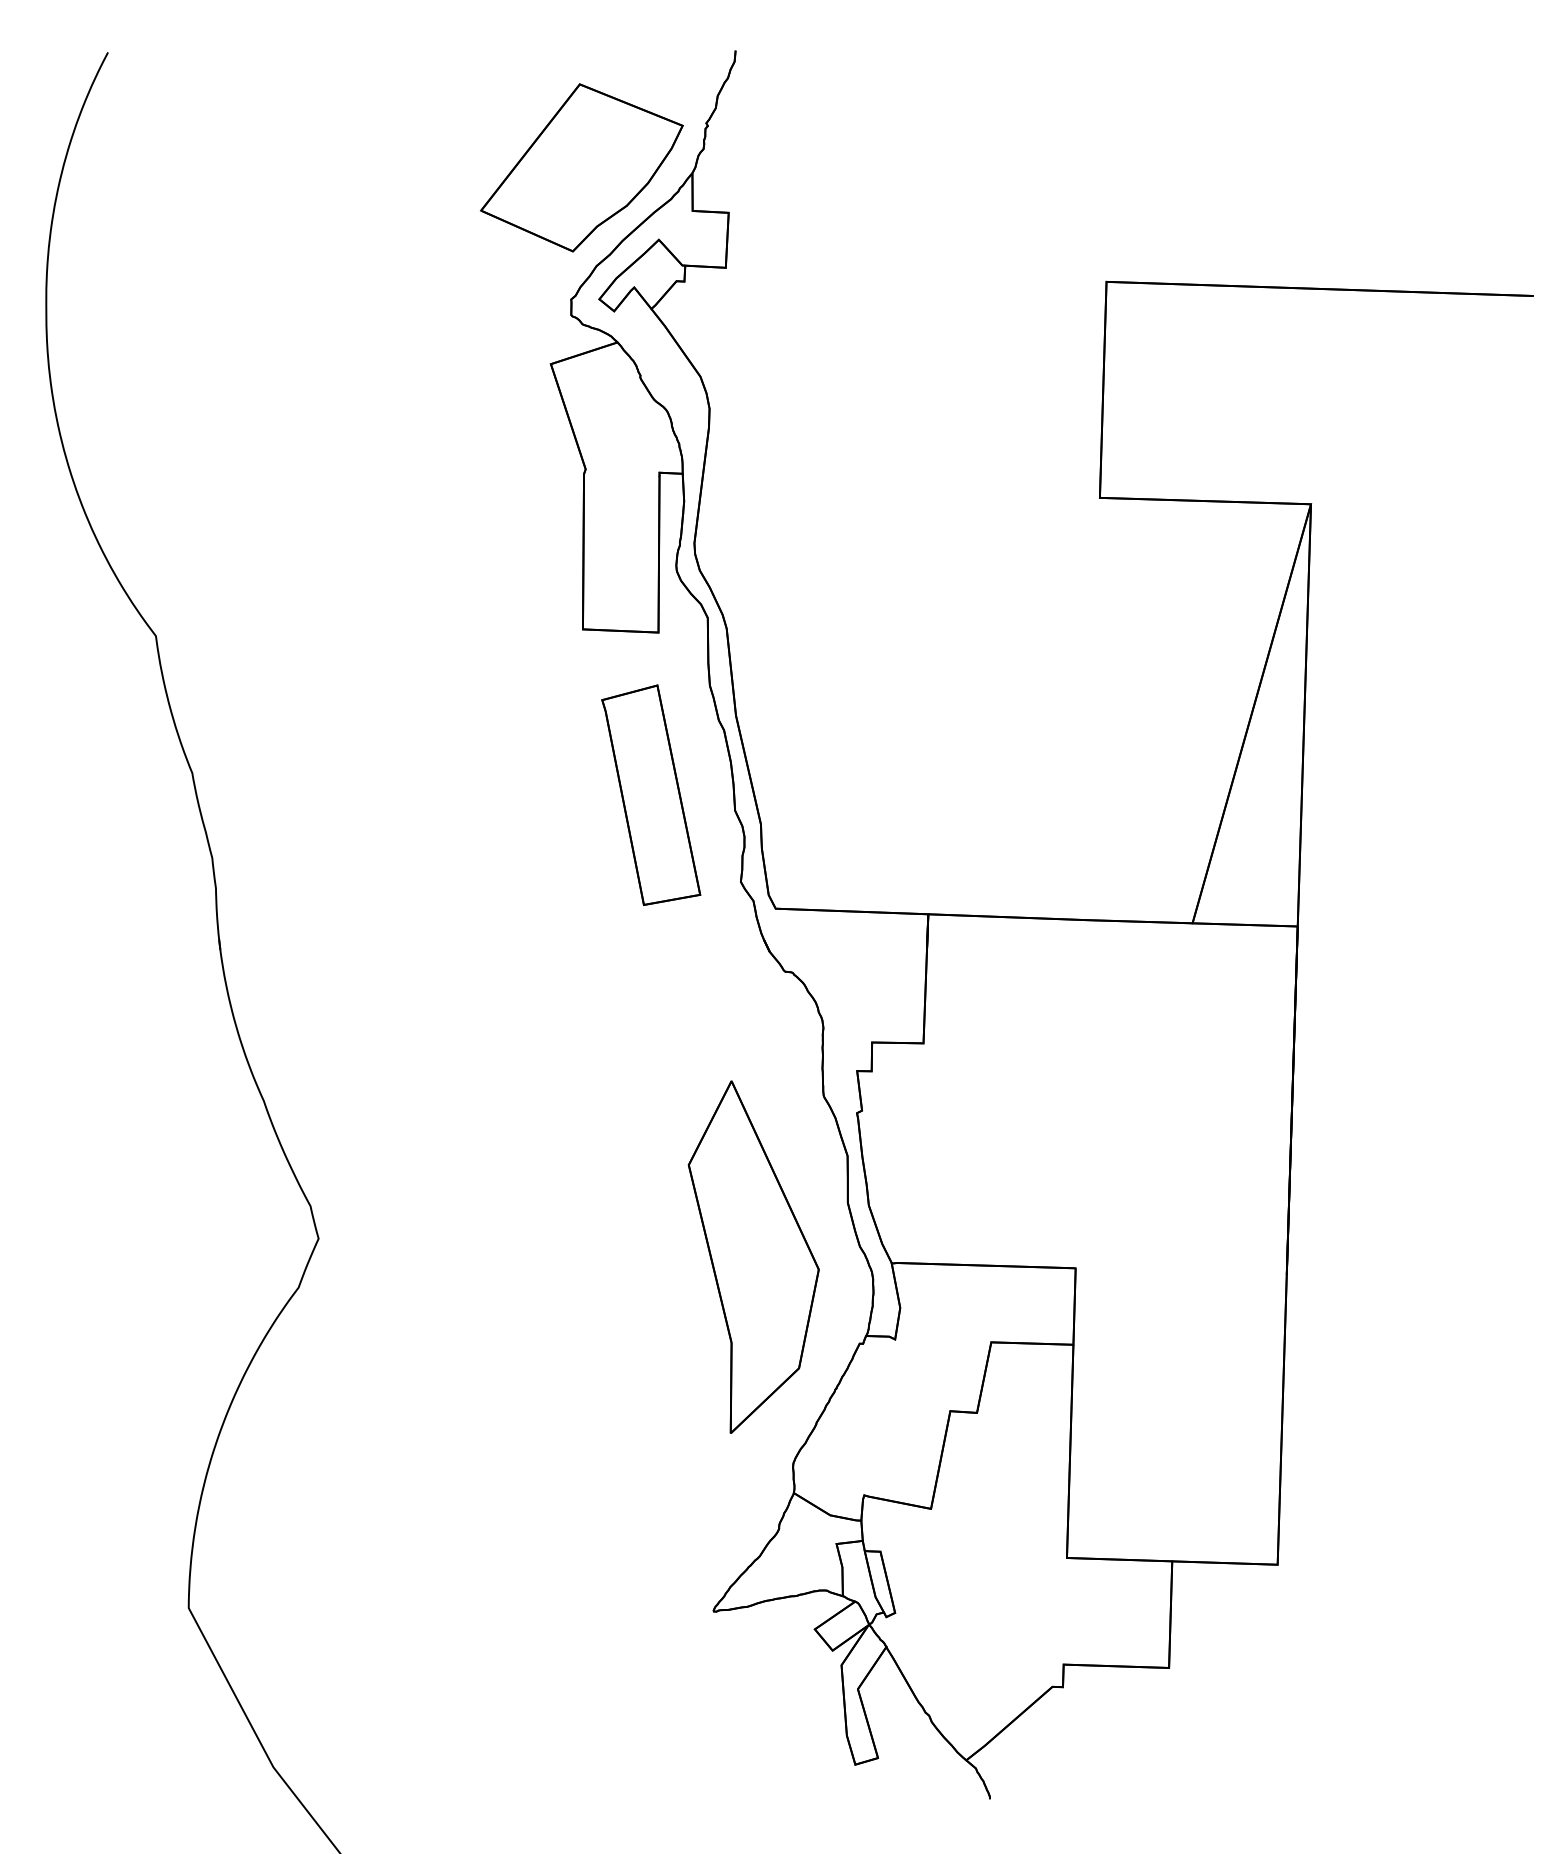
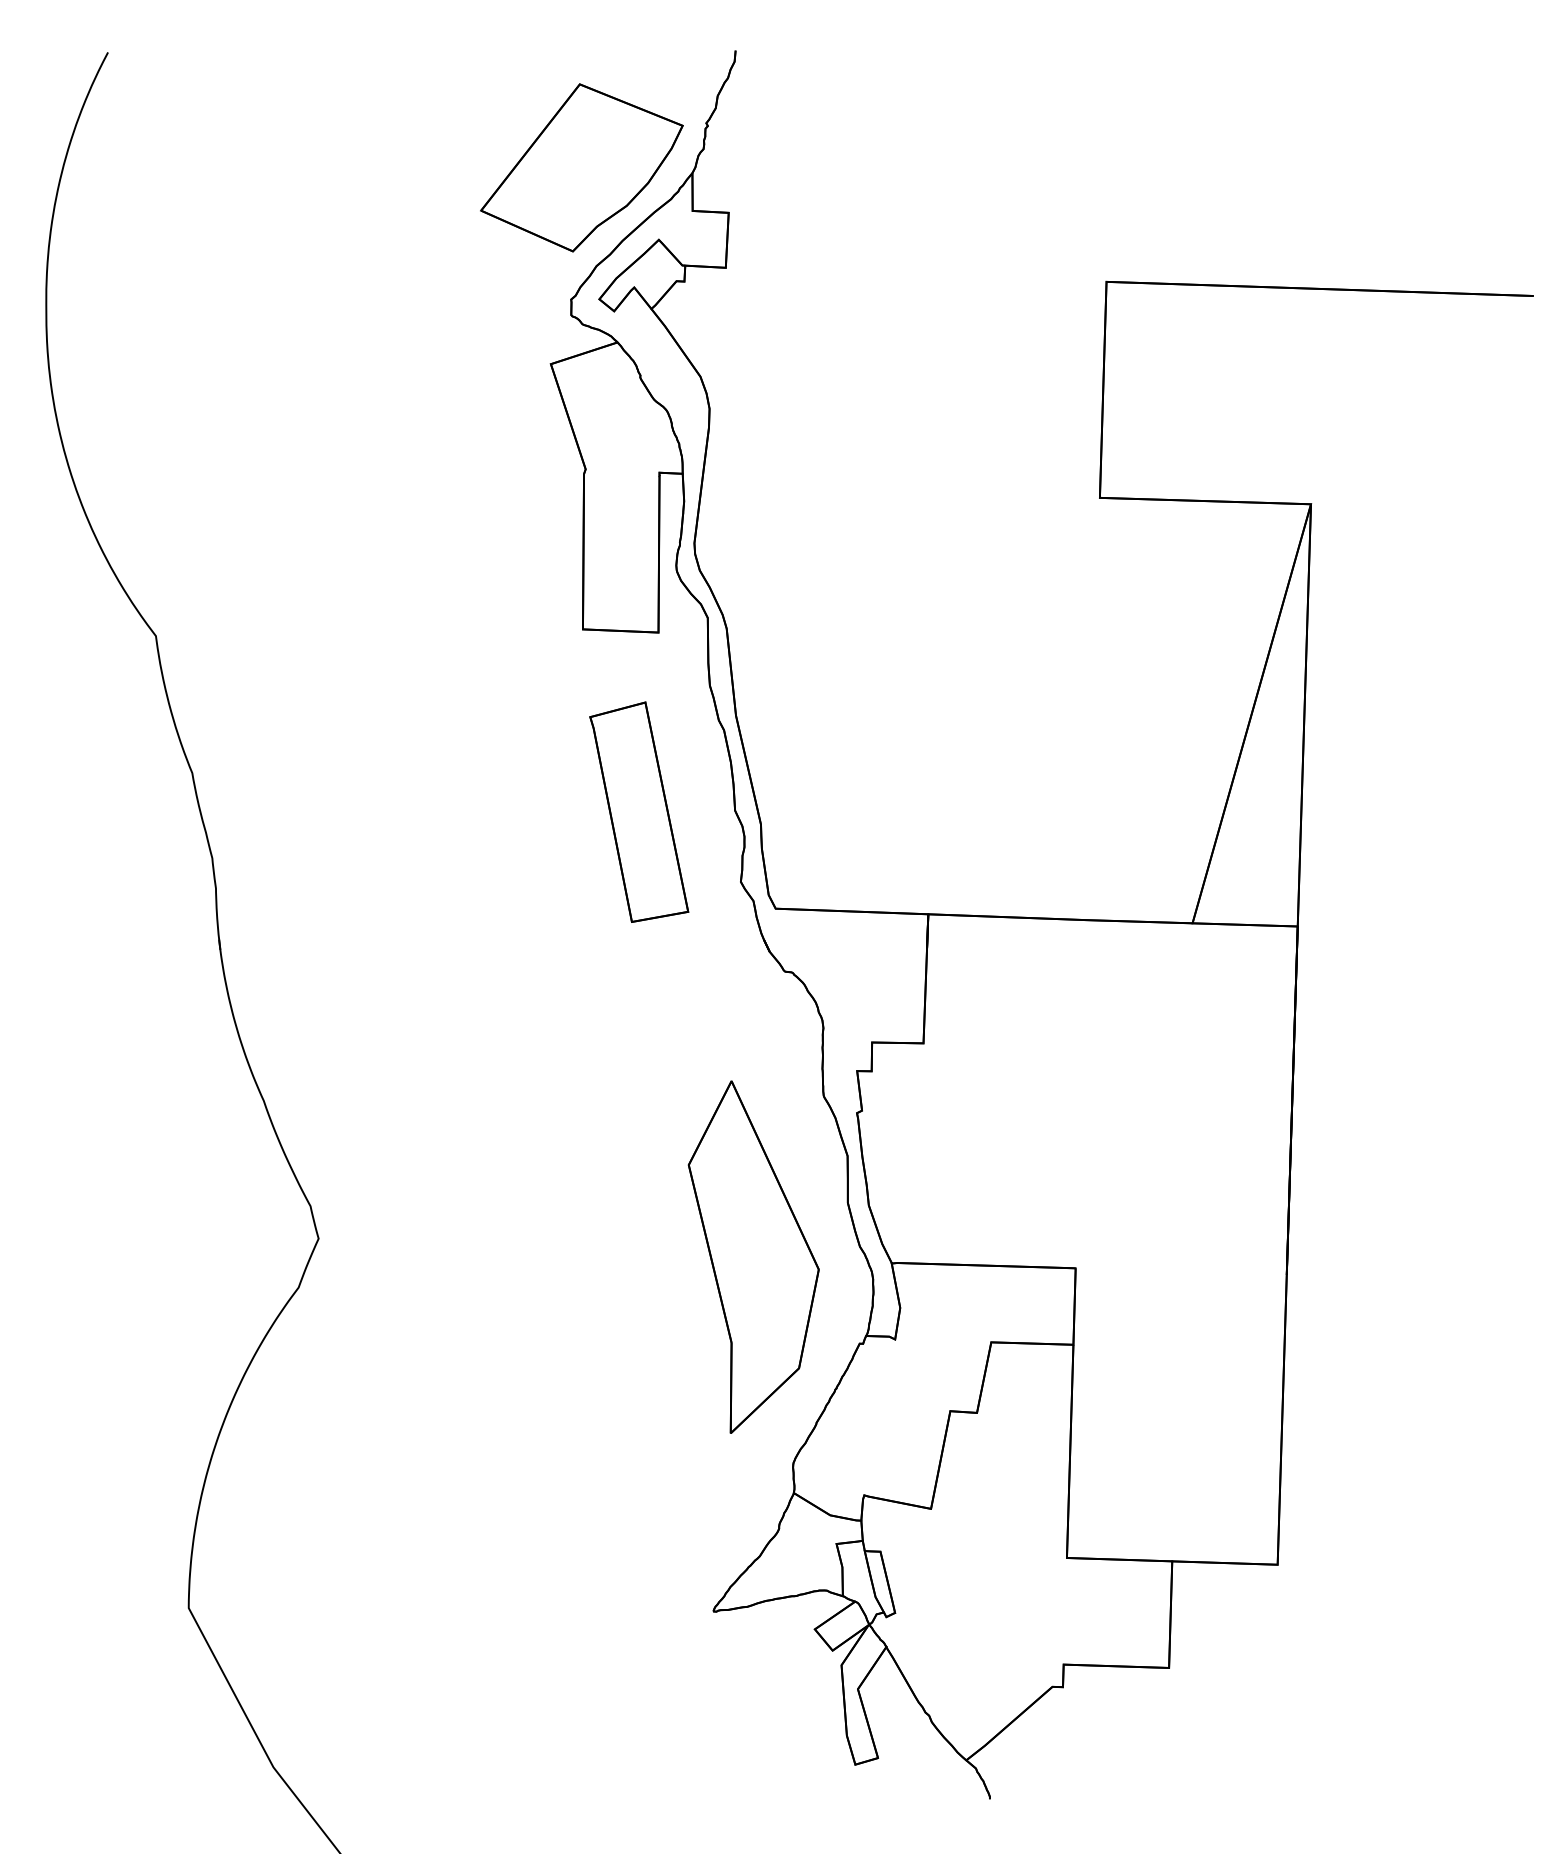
part position: (651, 794) -> (639, 811) (639, 811)
